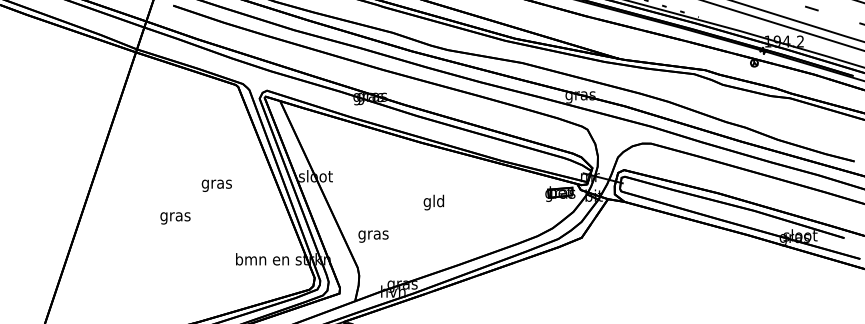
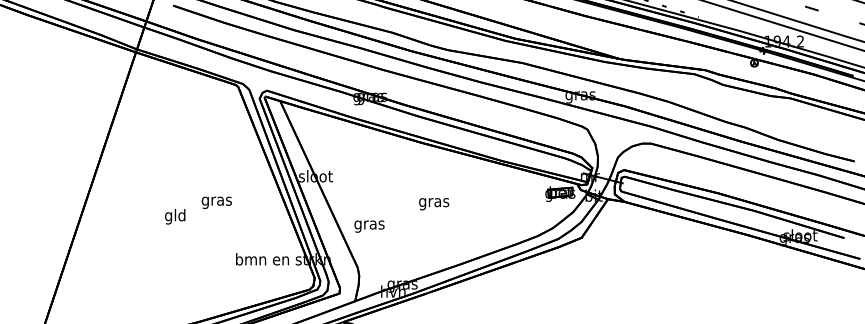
text position: (216, 185) -> (216, 202) (216, 202)
text: gld -> gras (434, 202)
text: gras -> gld (175, 216)
text position: (373, 236) -> (369, 226) (369, 226)
